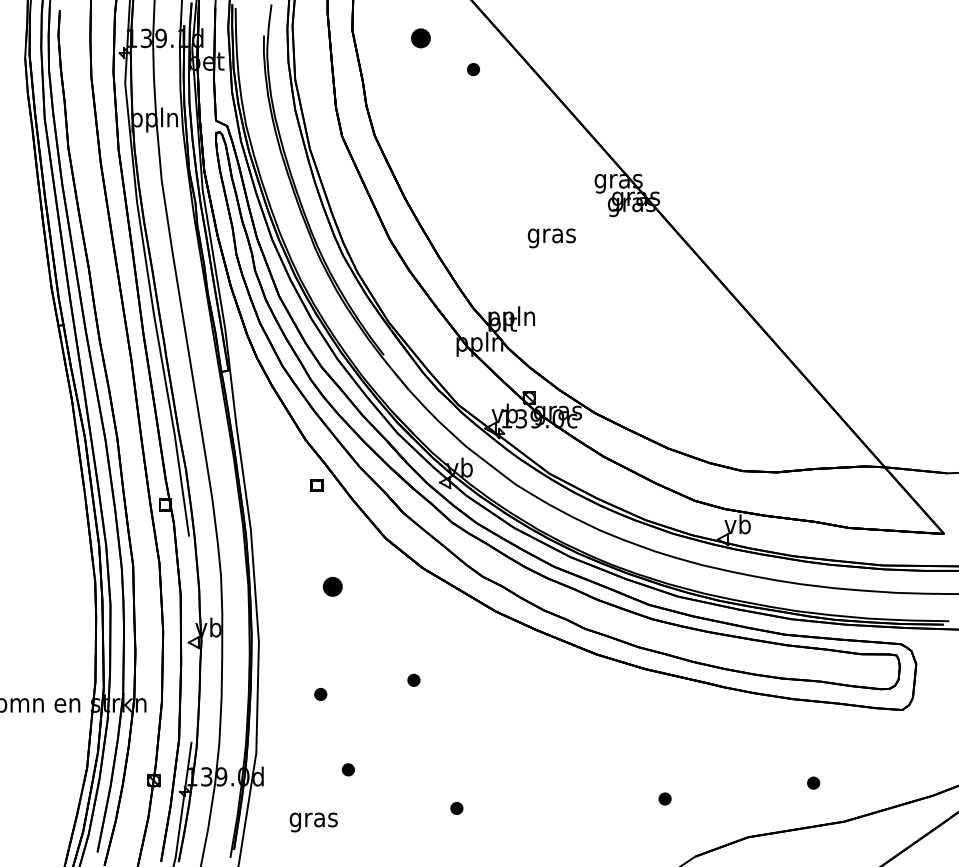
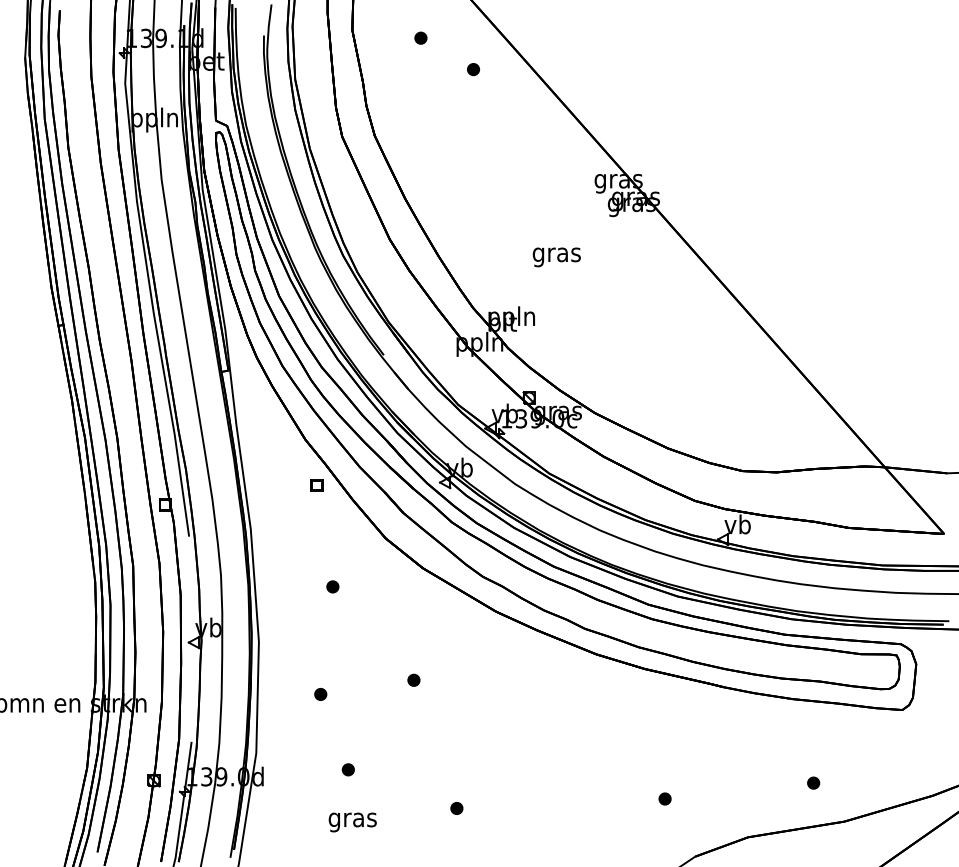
part size: 20x21 px -> 14x14 px (420, 37)
text position: (551, 238) -> (556, 257) (556, 257)
part size: 21x20 px -> 14x14 px (332, 586)
text position: (313, 822) -> (352, 822) (352, 822)
